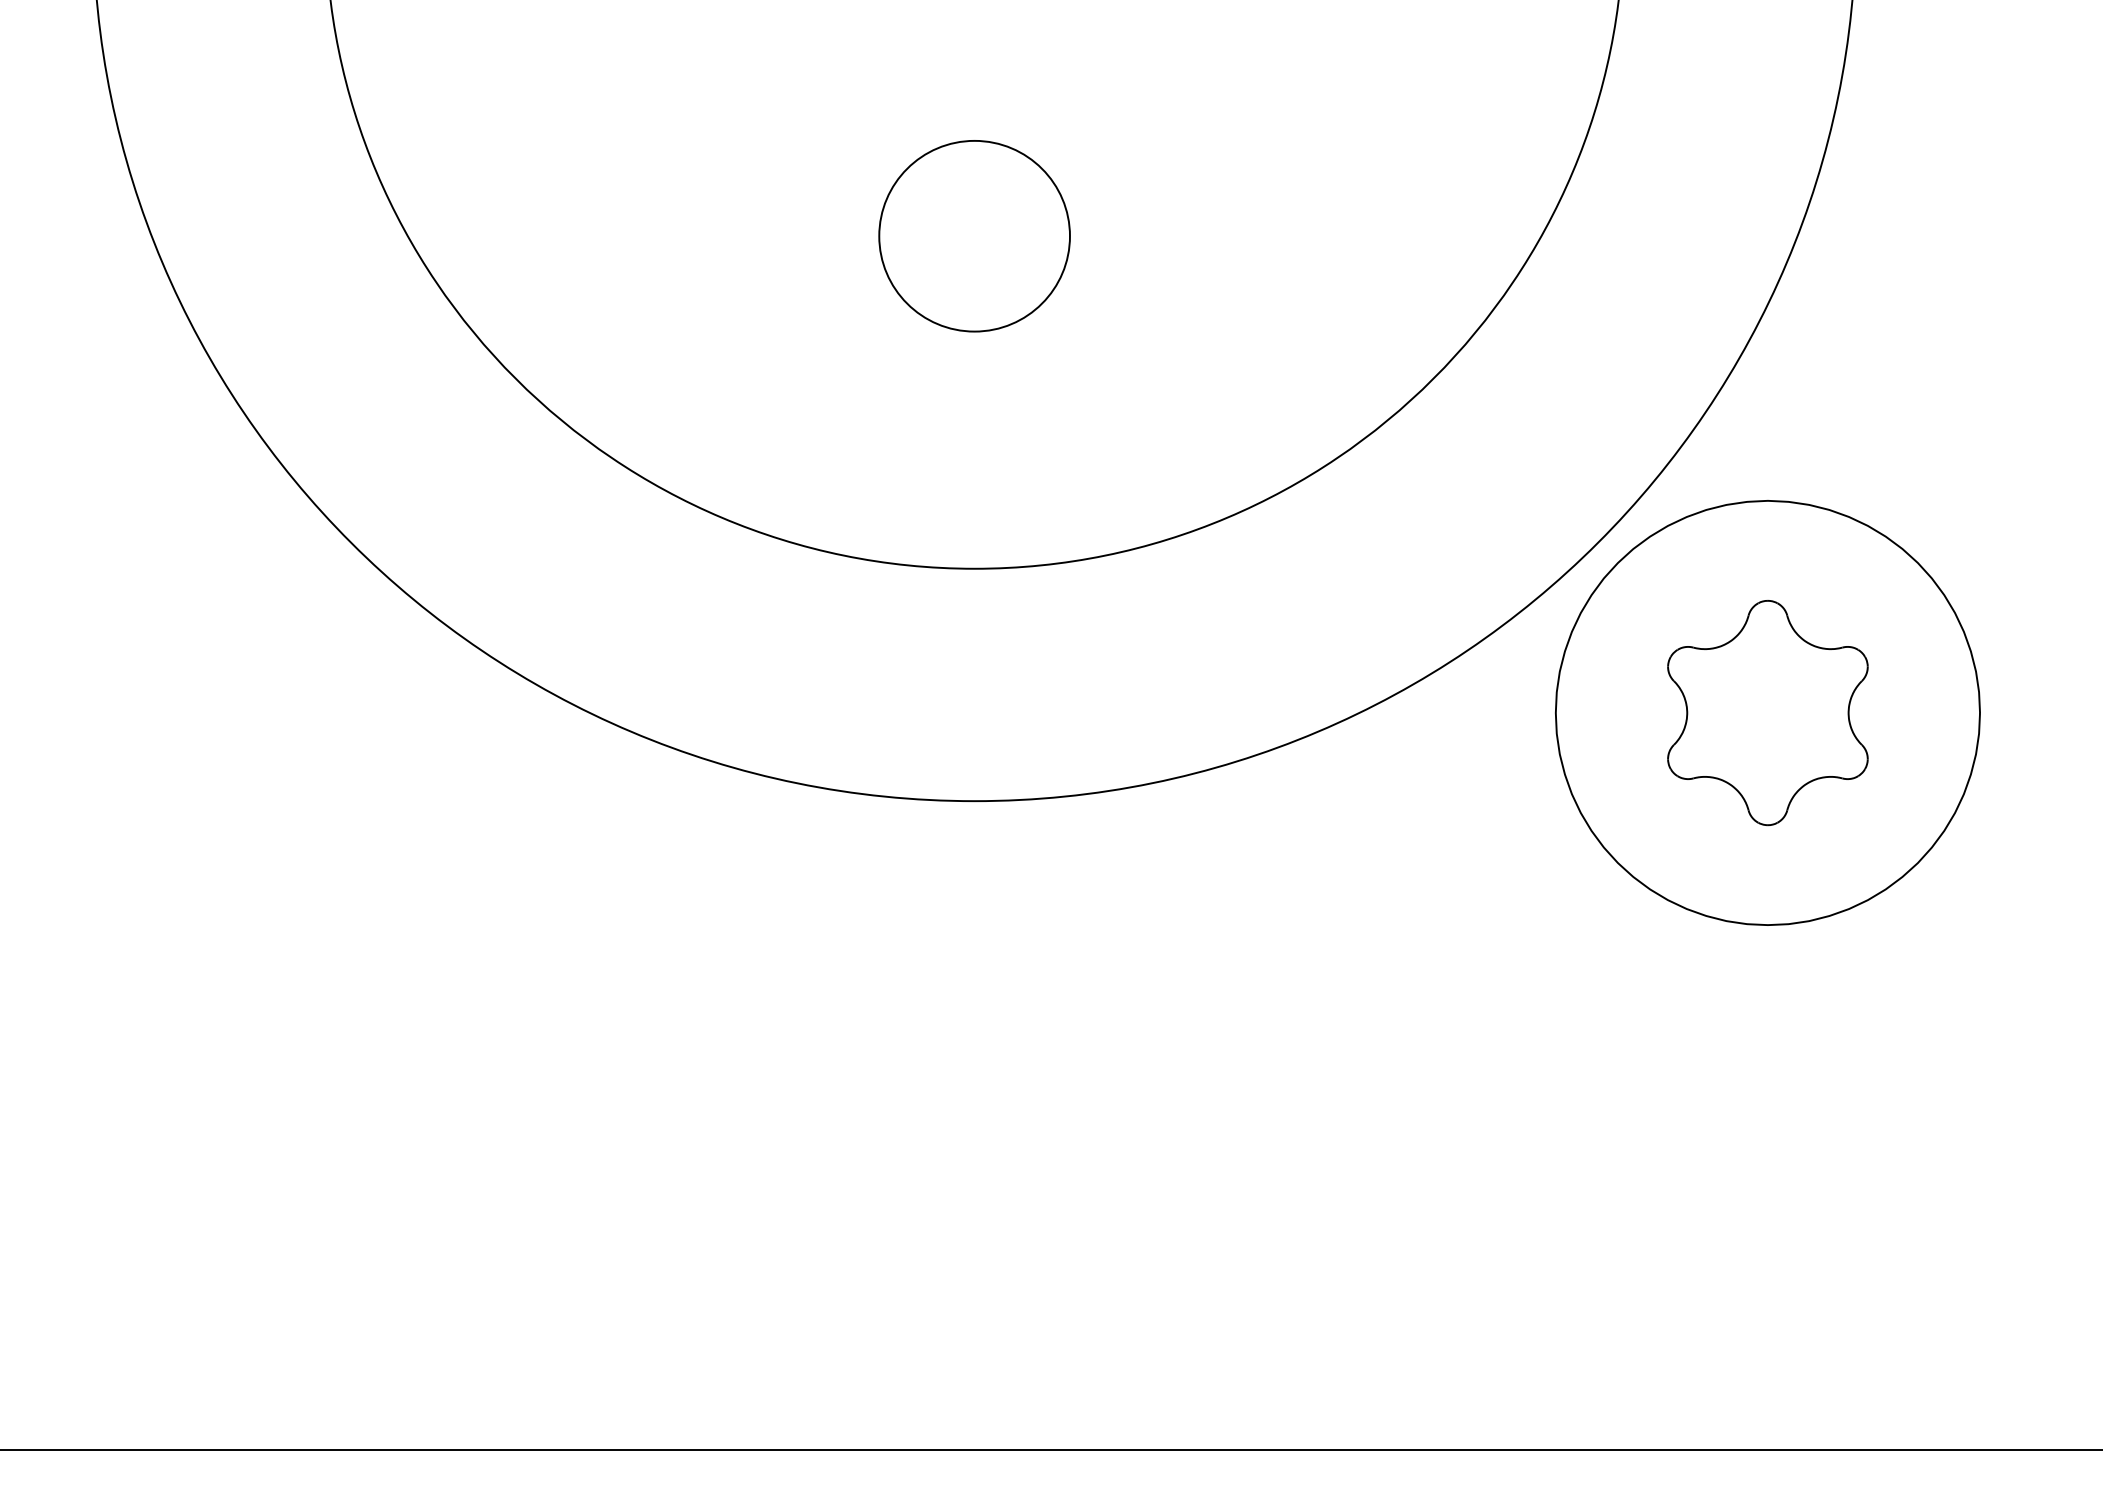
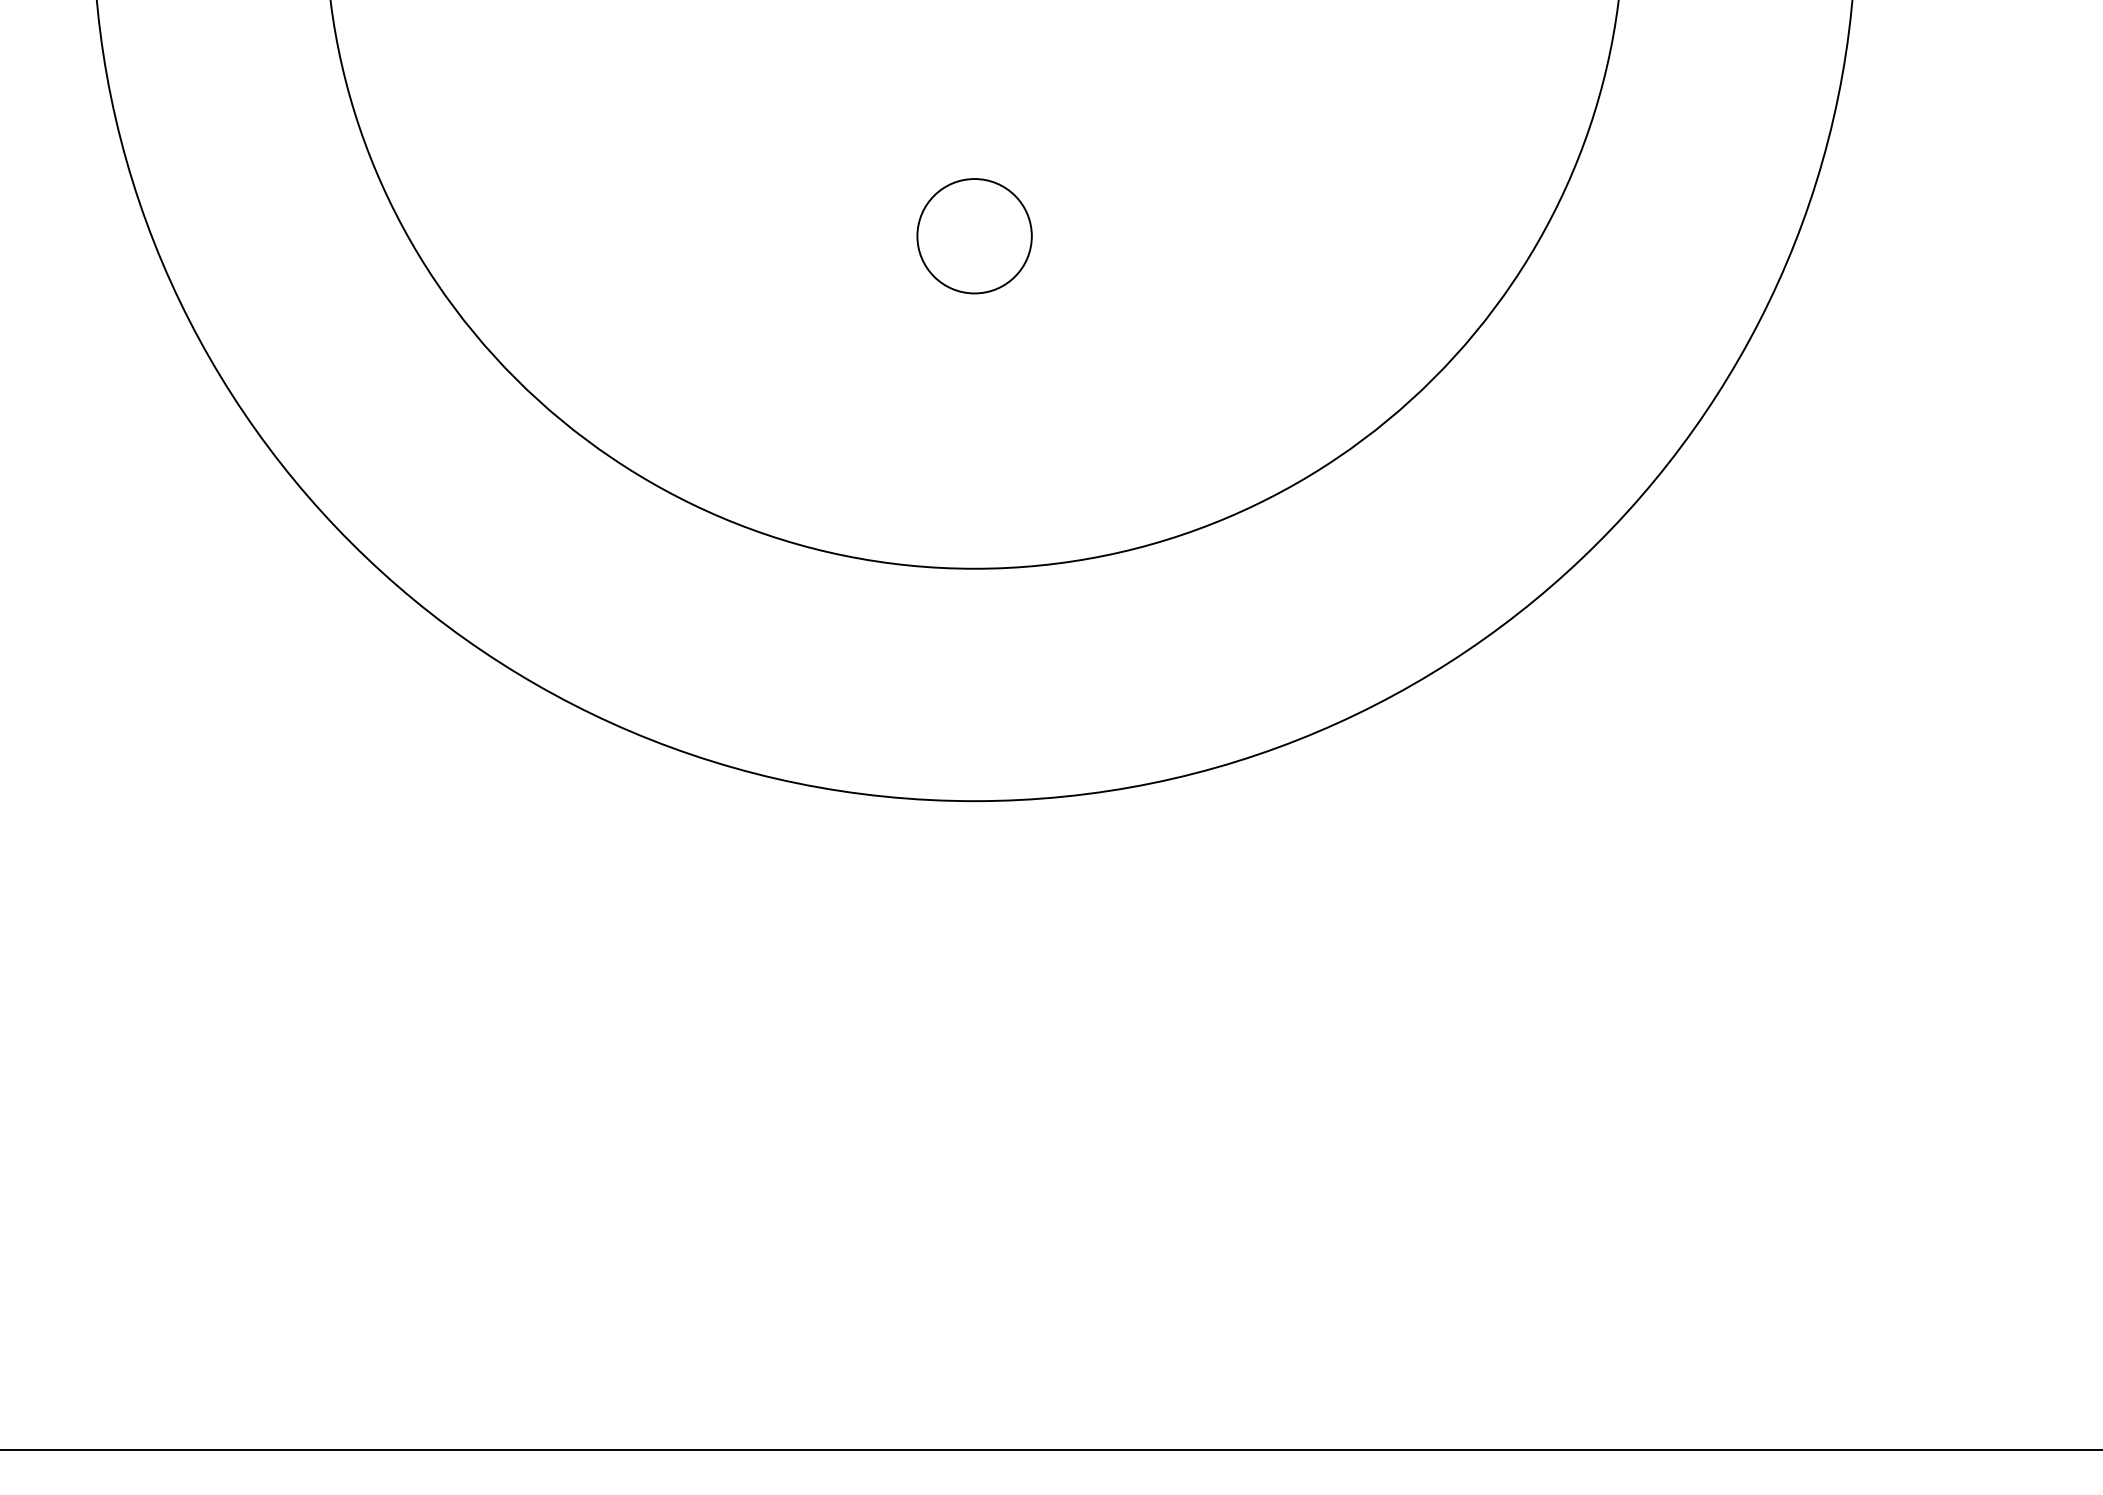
circle diameter: 191 px -> 114 px (974, 236)
part: present -> none (1767, 712)
